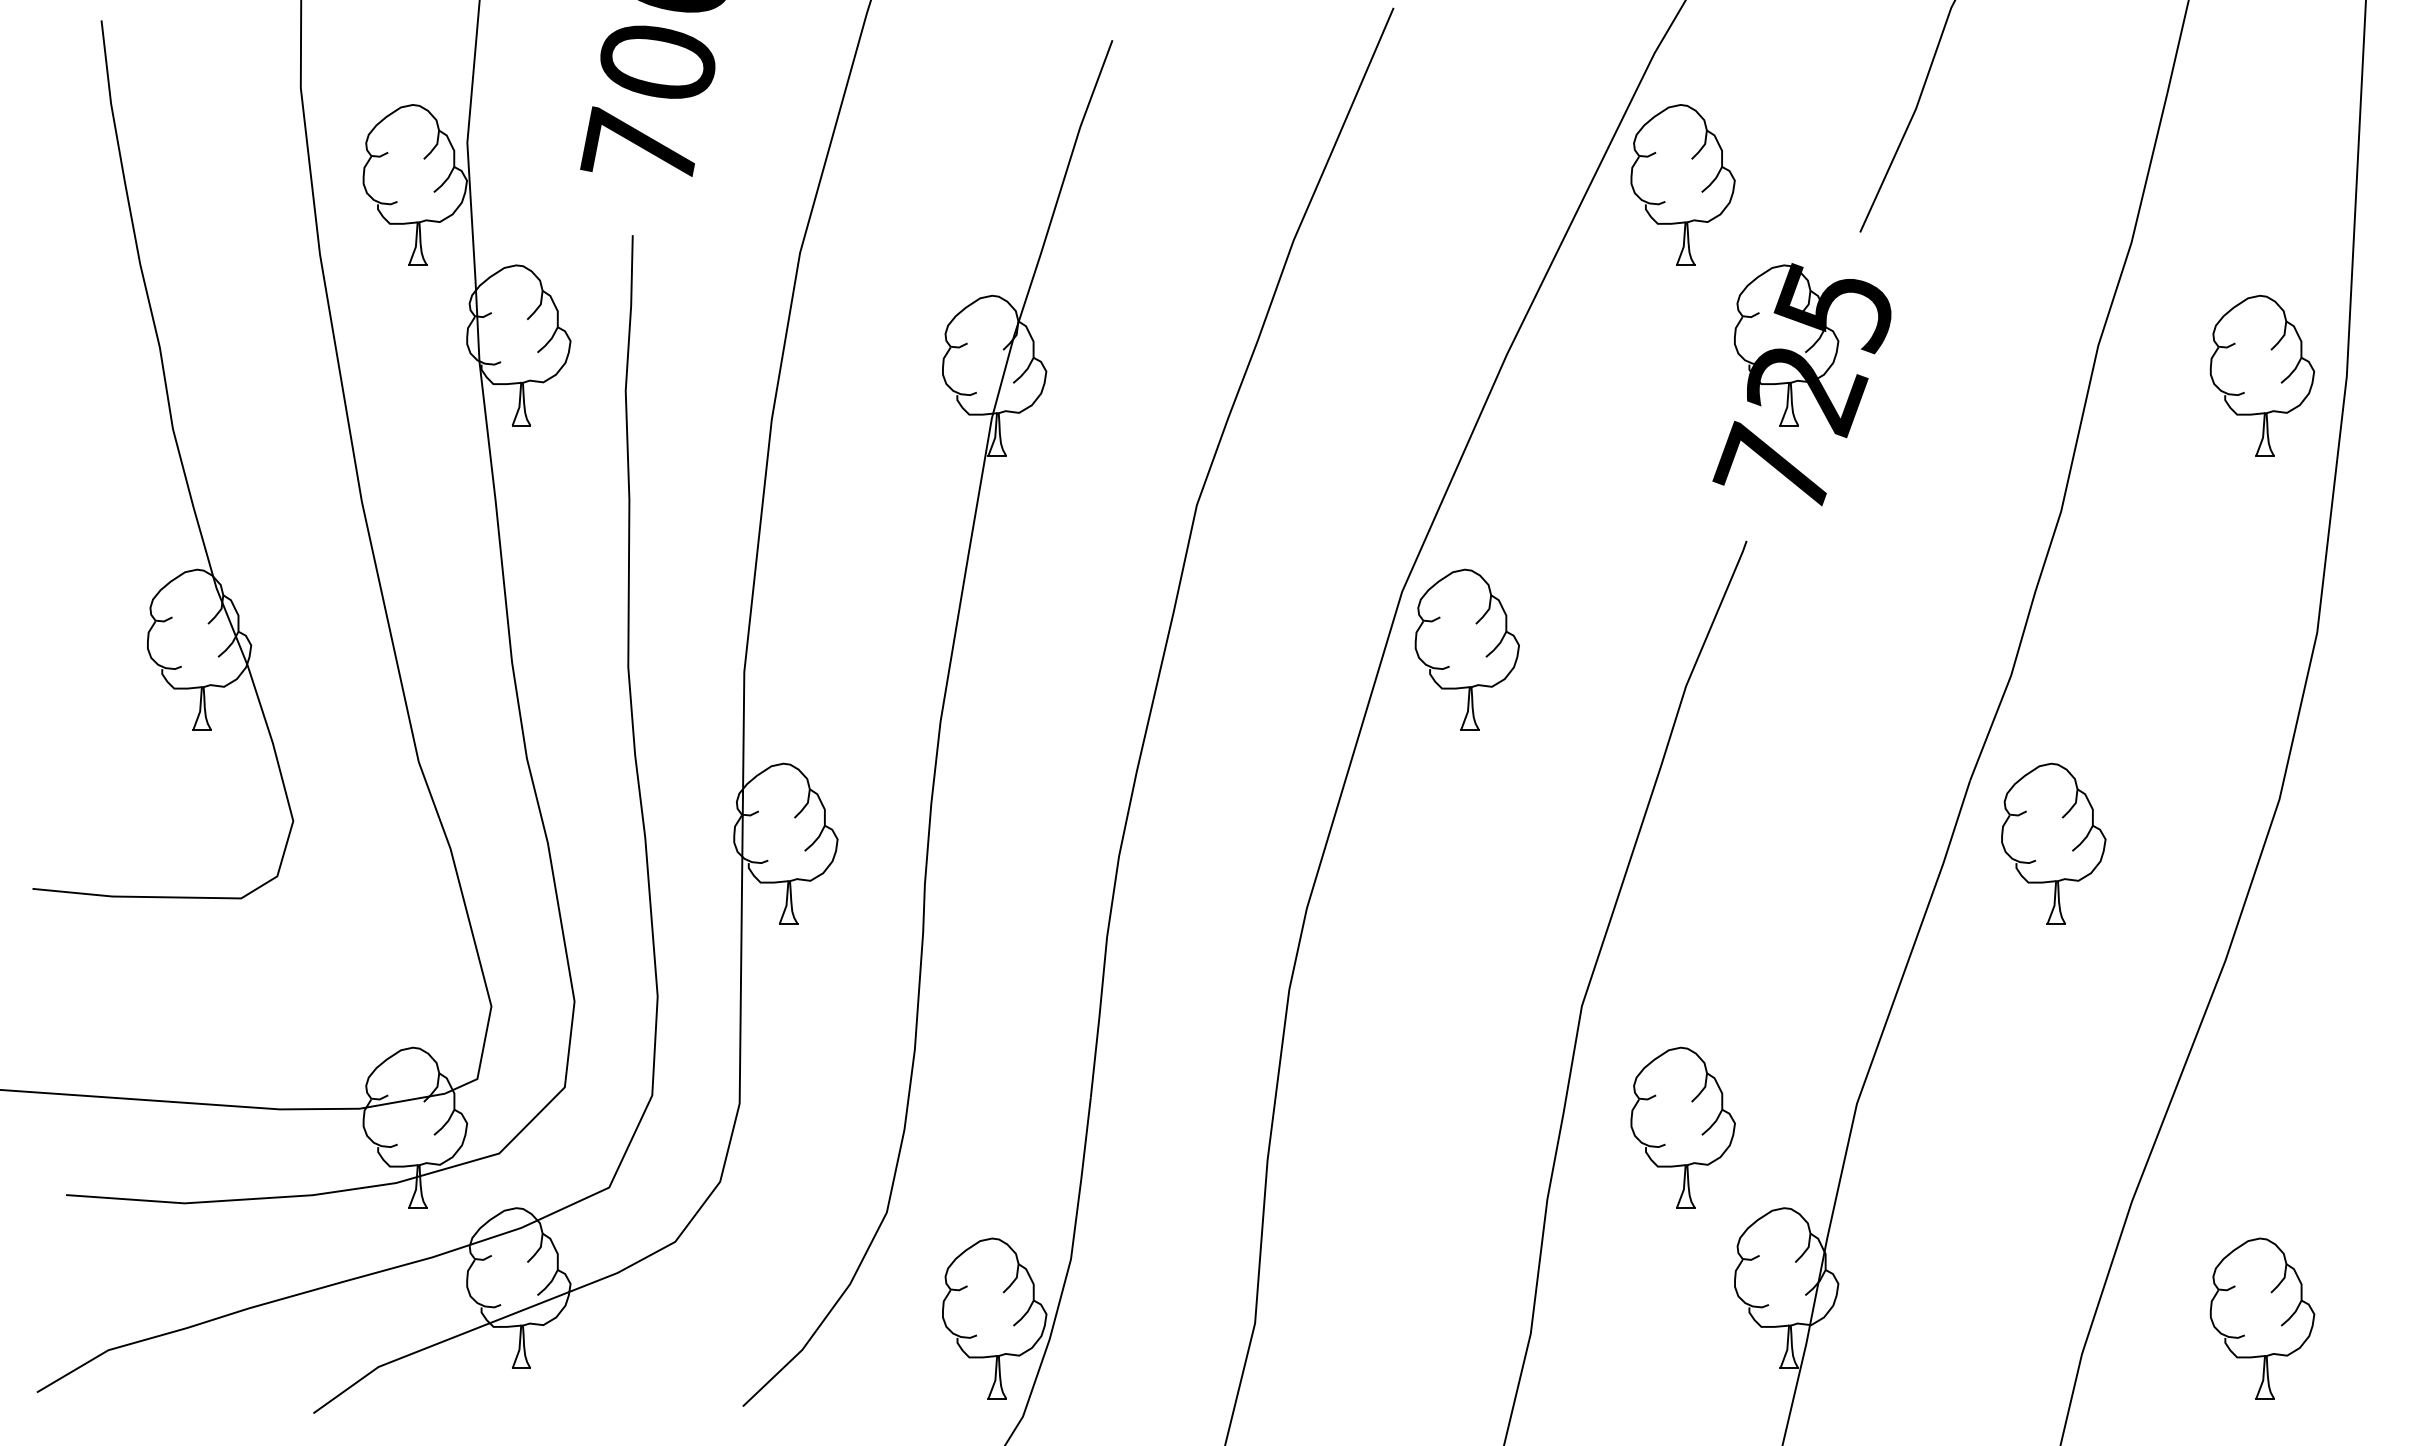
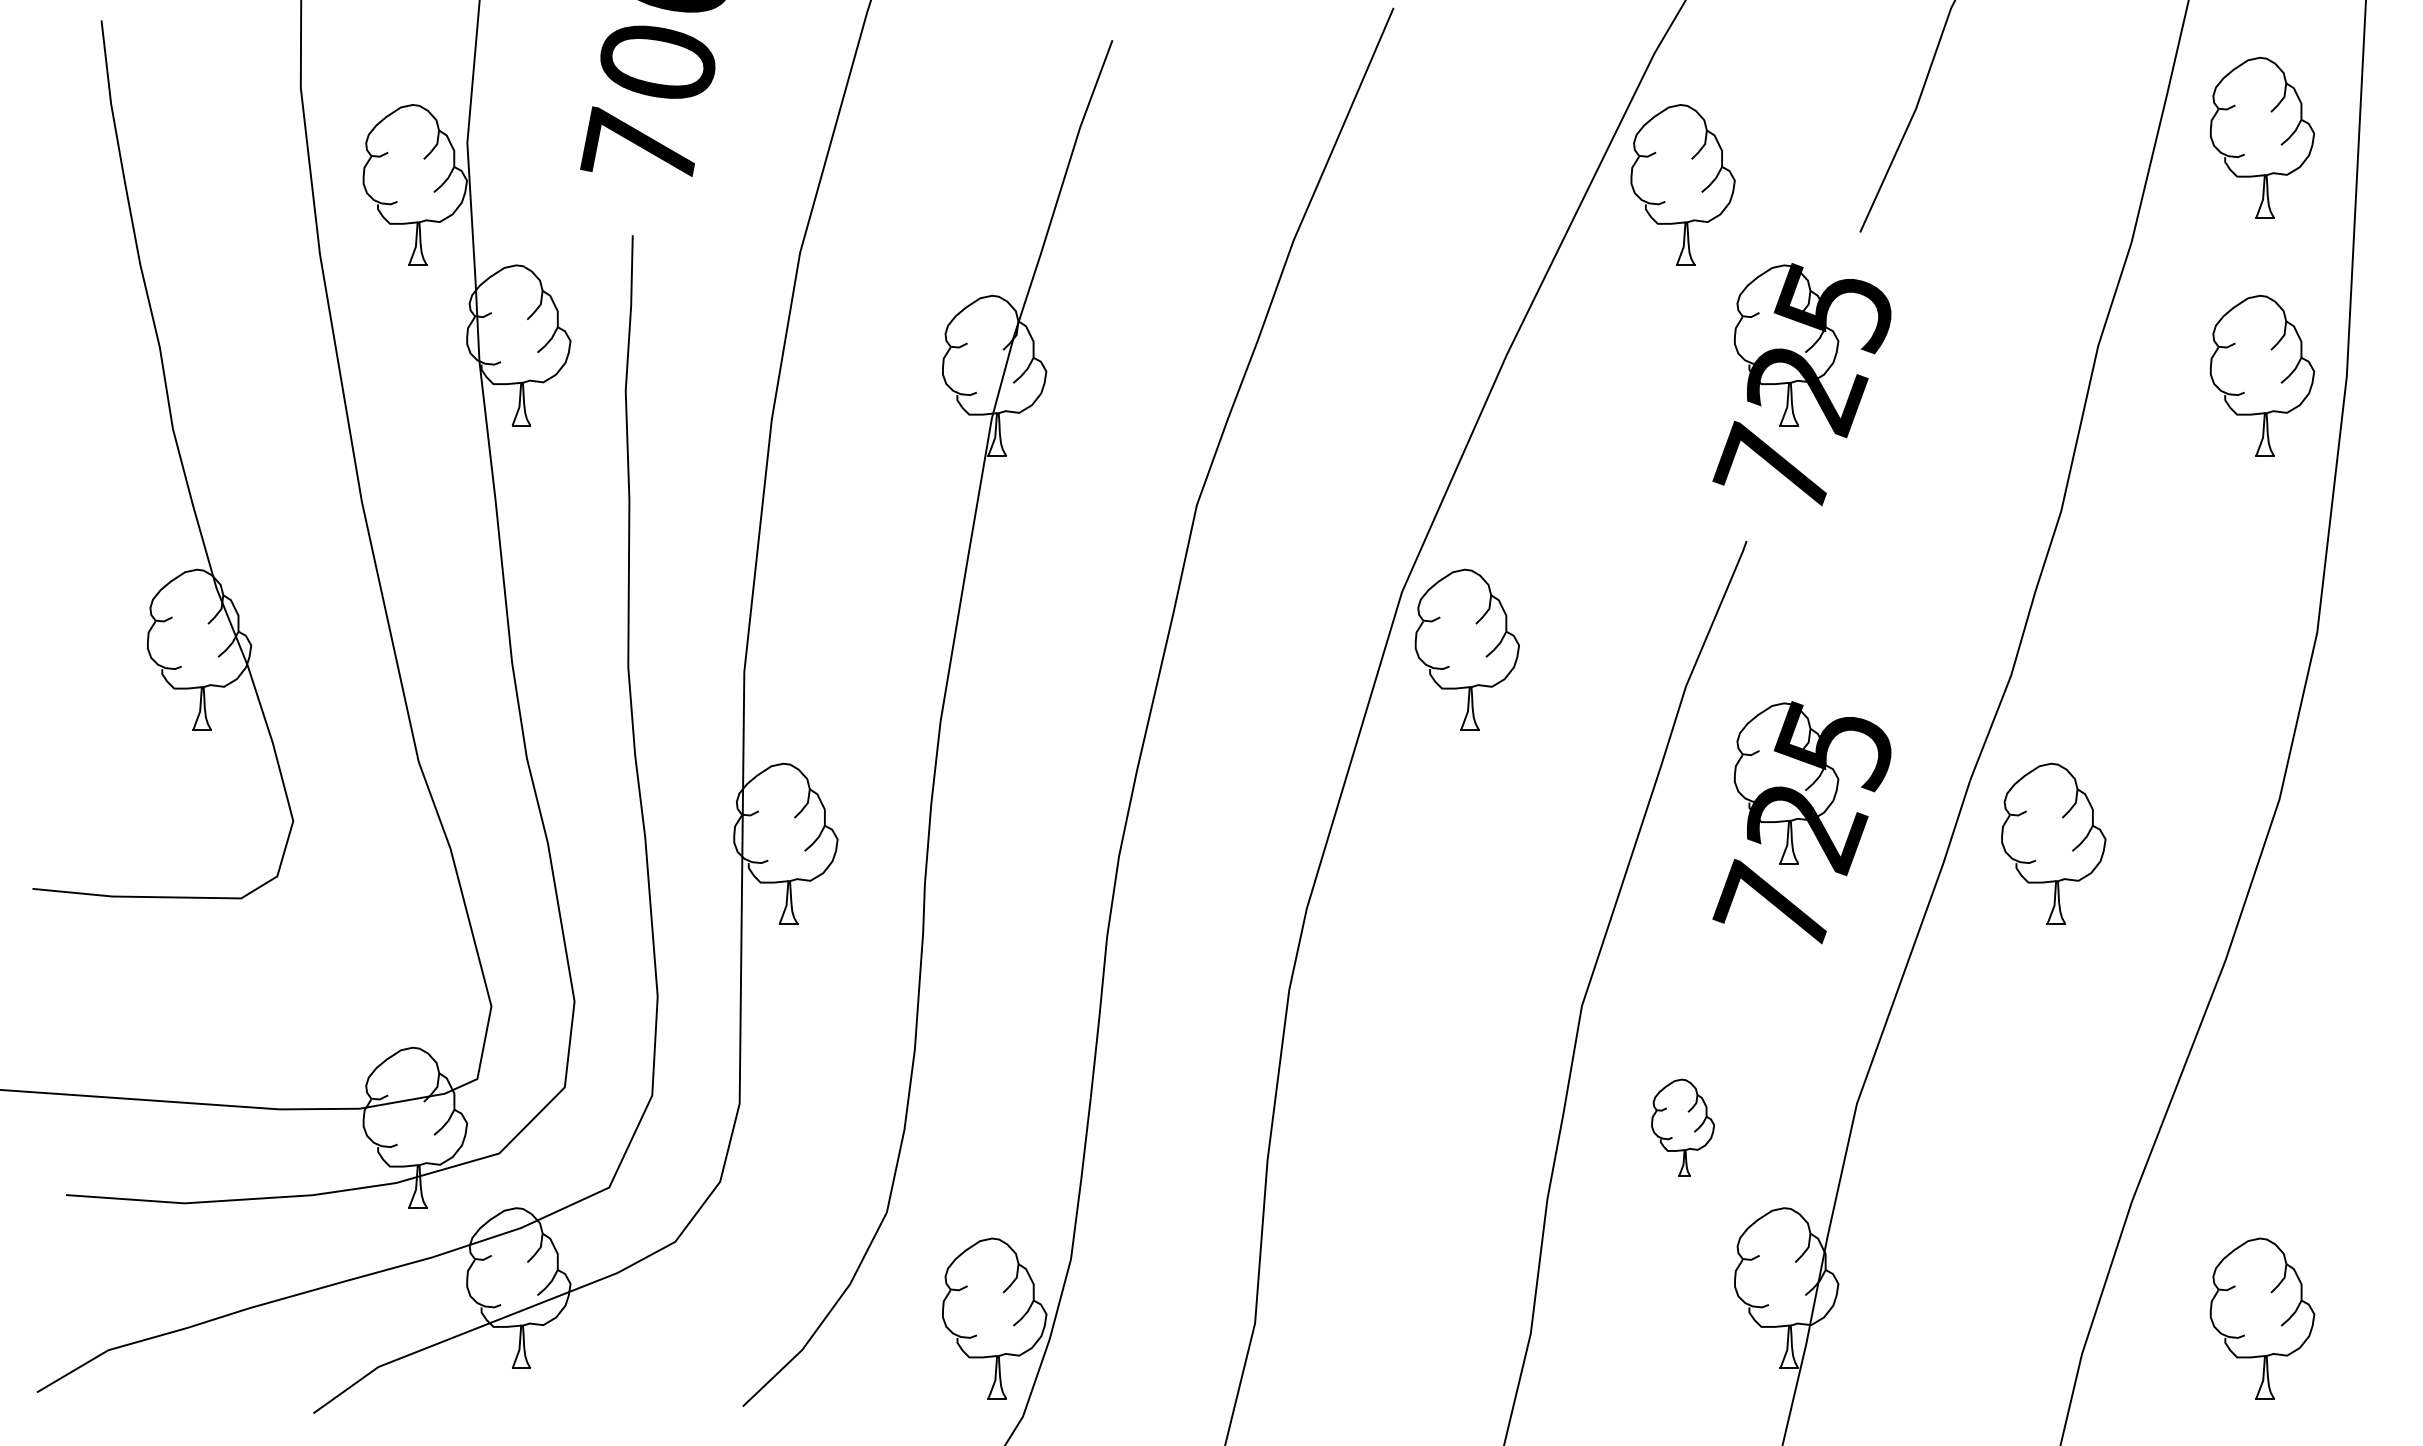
part: none -> present (2262, 137)
part: none -> present (1801, 822)
part size: 106x163 px -> 65x99 px (1683, 1127)
